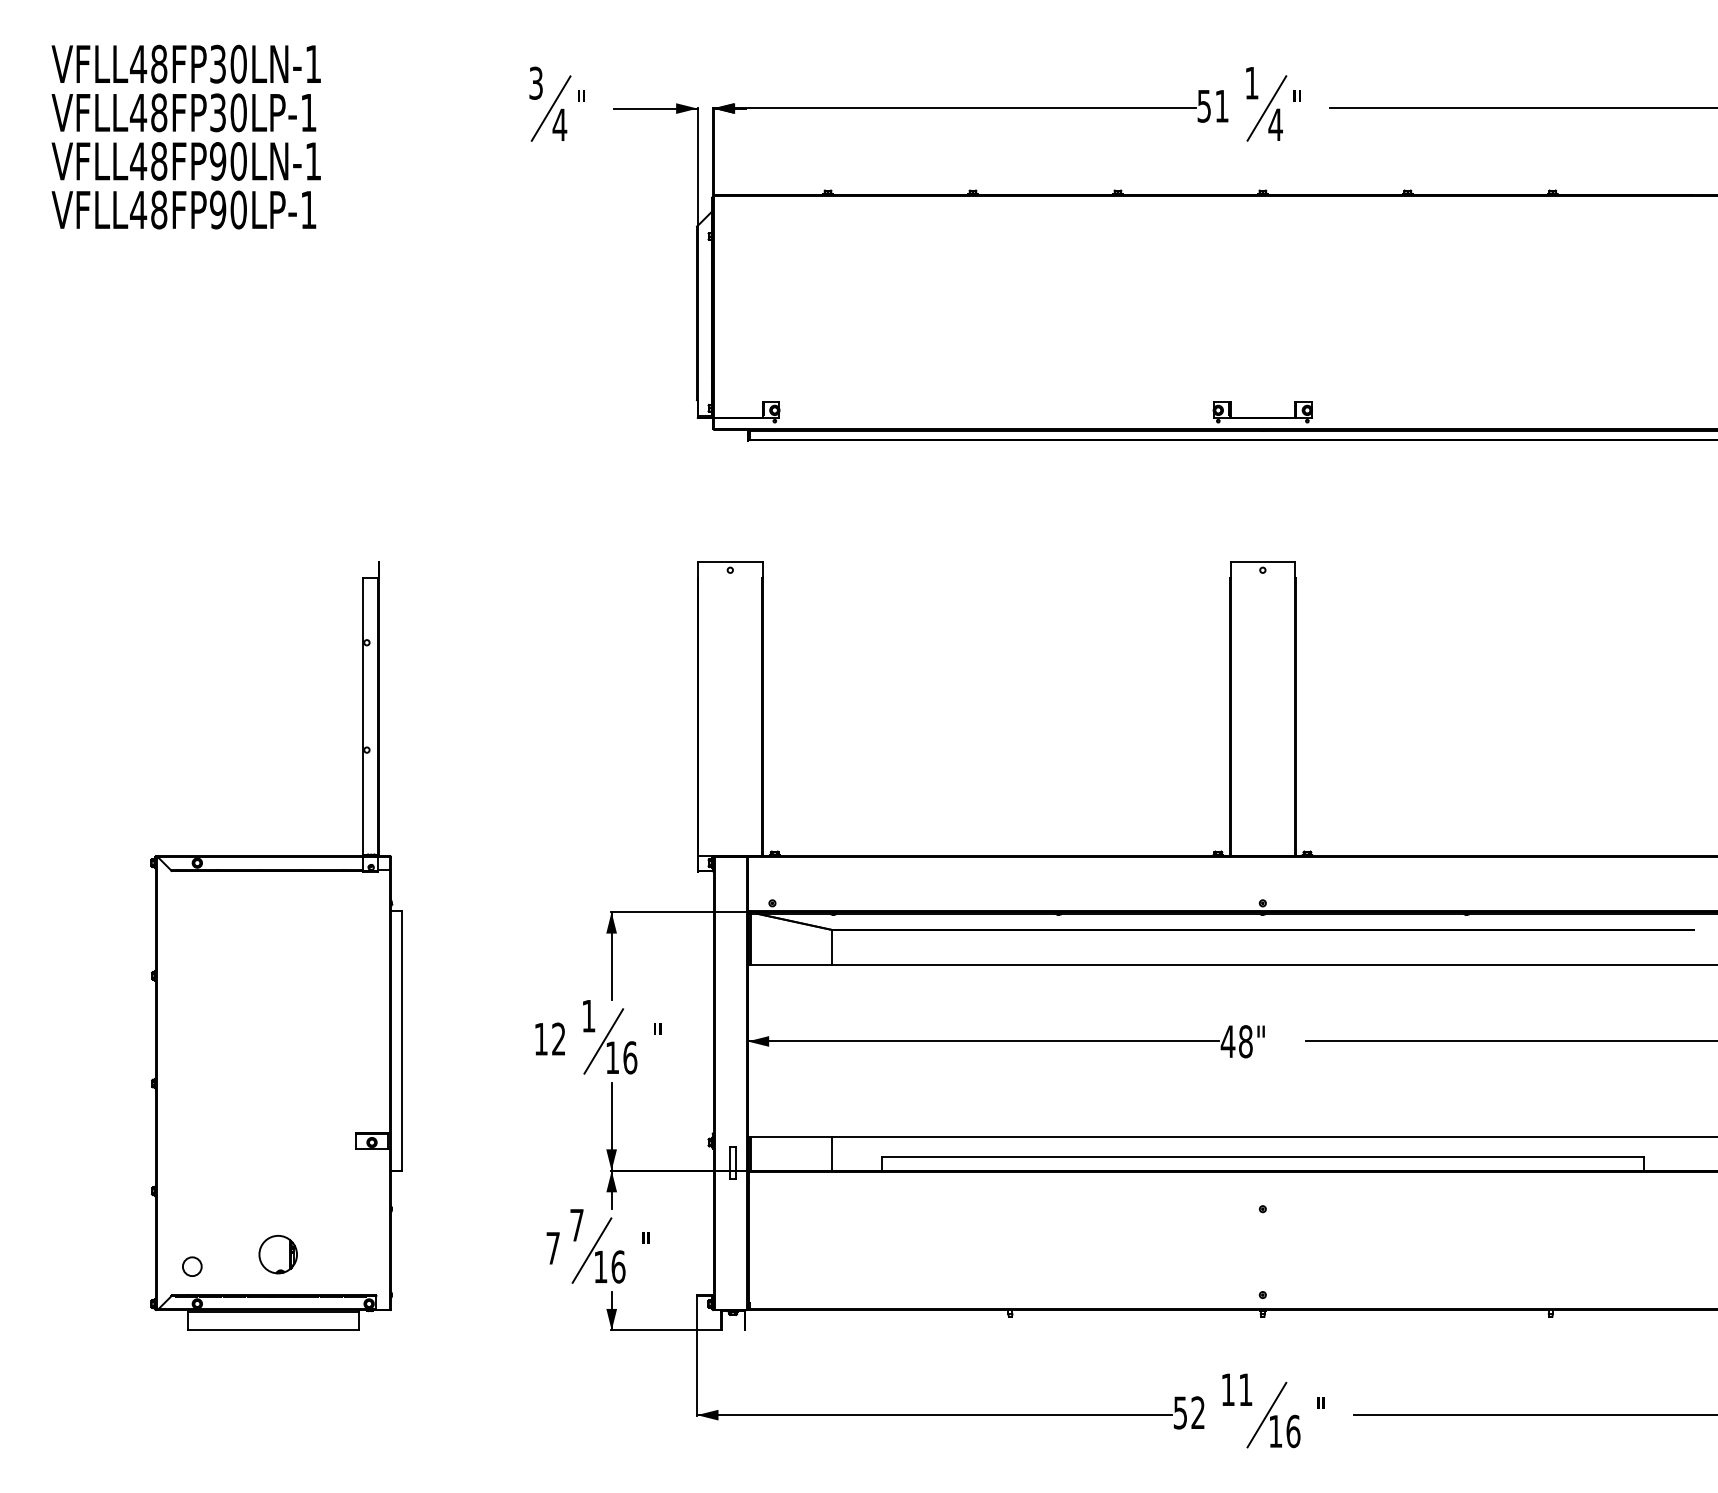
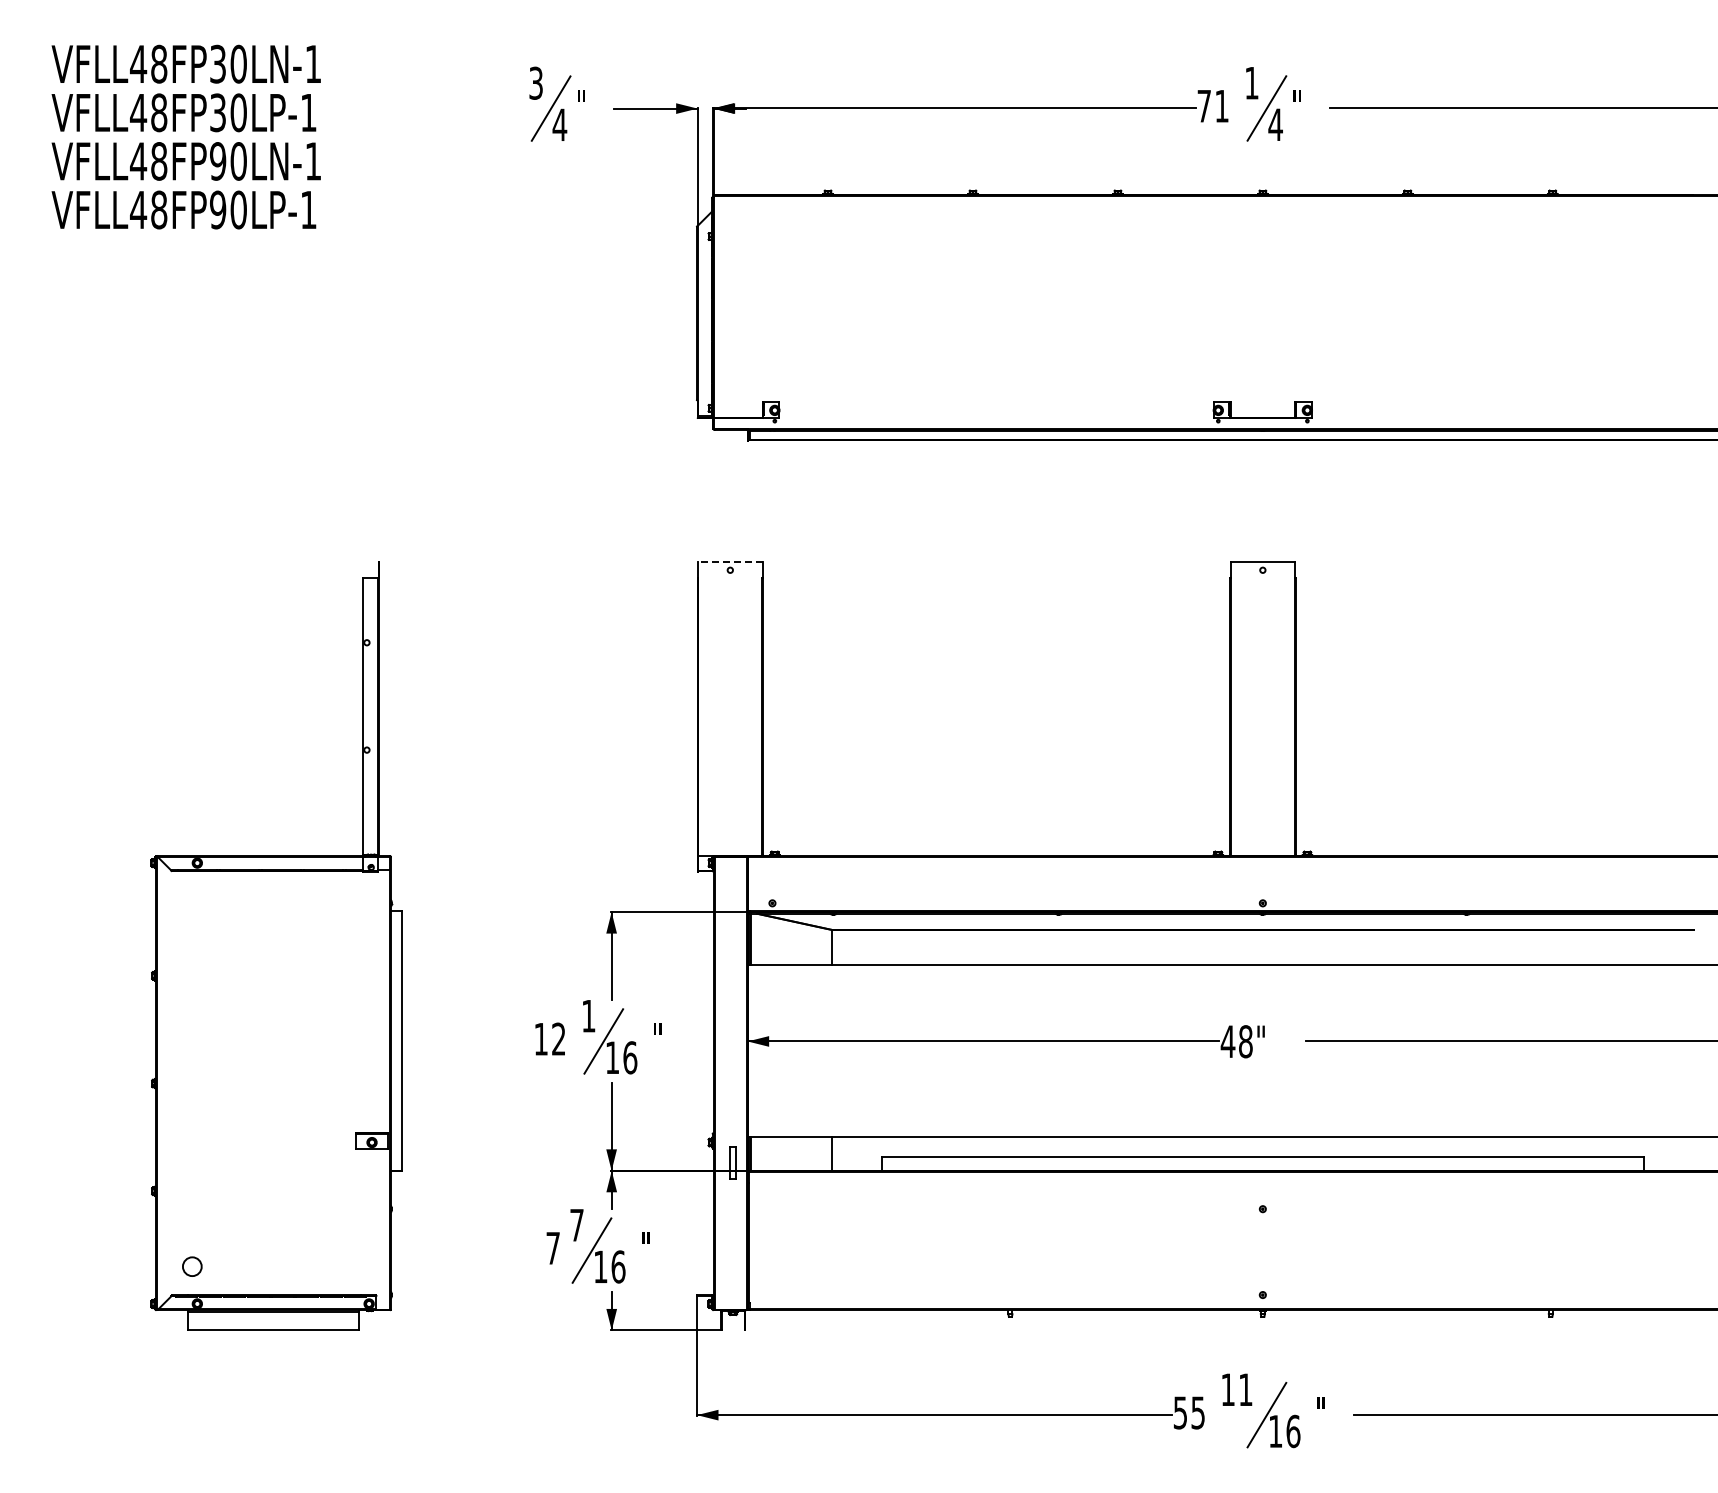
text: 51 -> 71 (1203, 106)
line: solid -> dashed (729, 562)
part: present -> none (277, 1254)
text: 52 -> 55 (1197, 1412)
